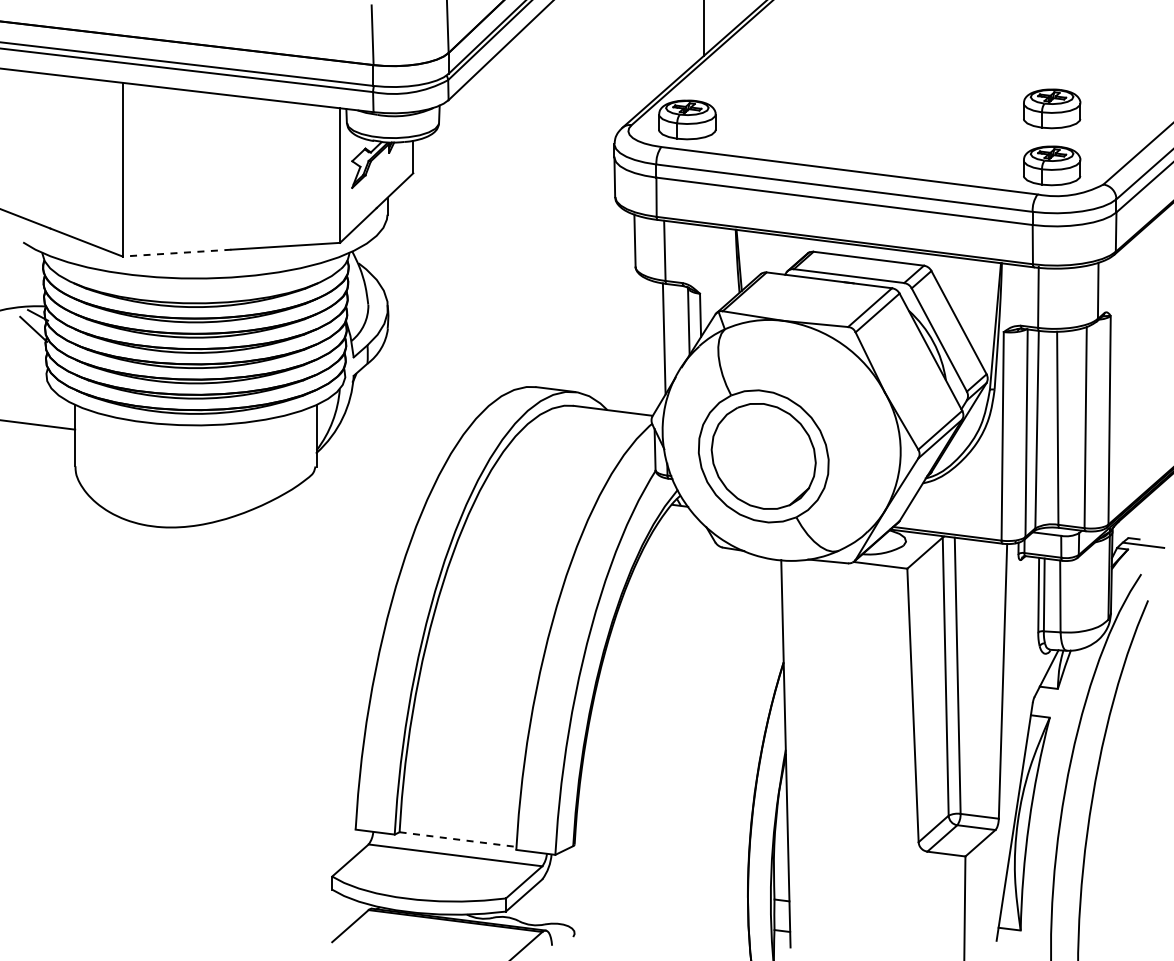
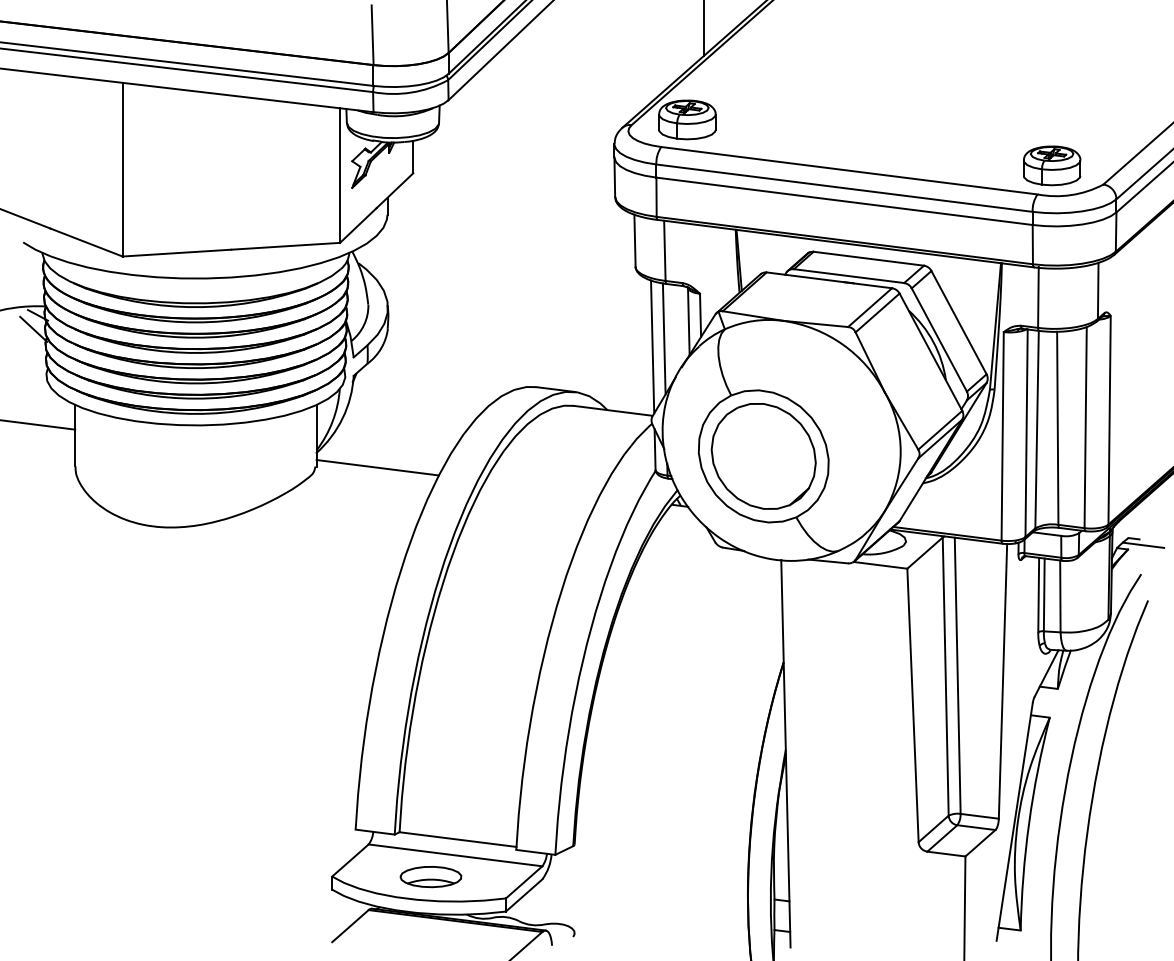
part: present -> none (1052, 108)
line: dashed -> solid (176, 253)
line: none -> present (652, 346)
line: none -> present (377, 467)
line: dashed -> solid (458, 839)
part: none -> present (430, 877)
